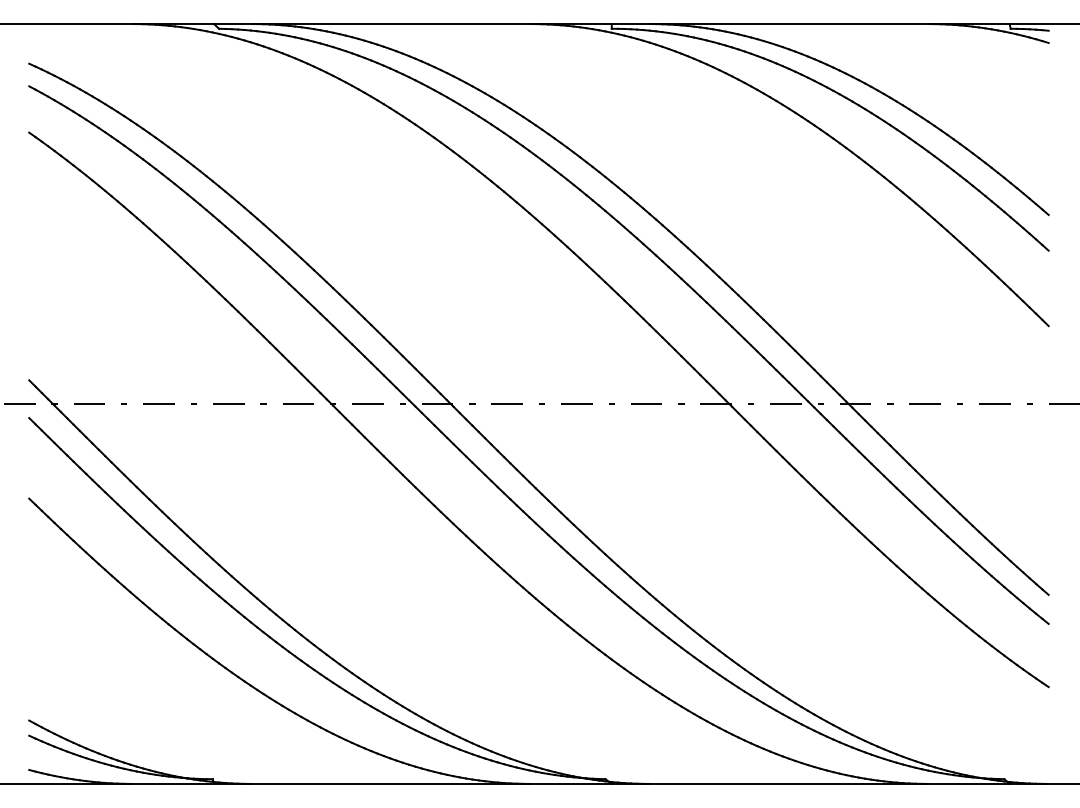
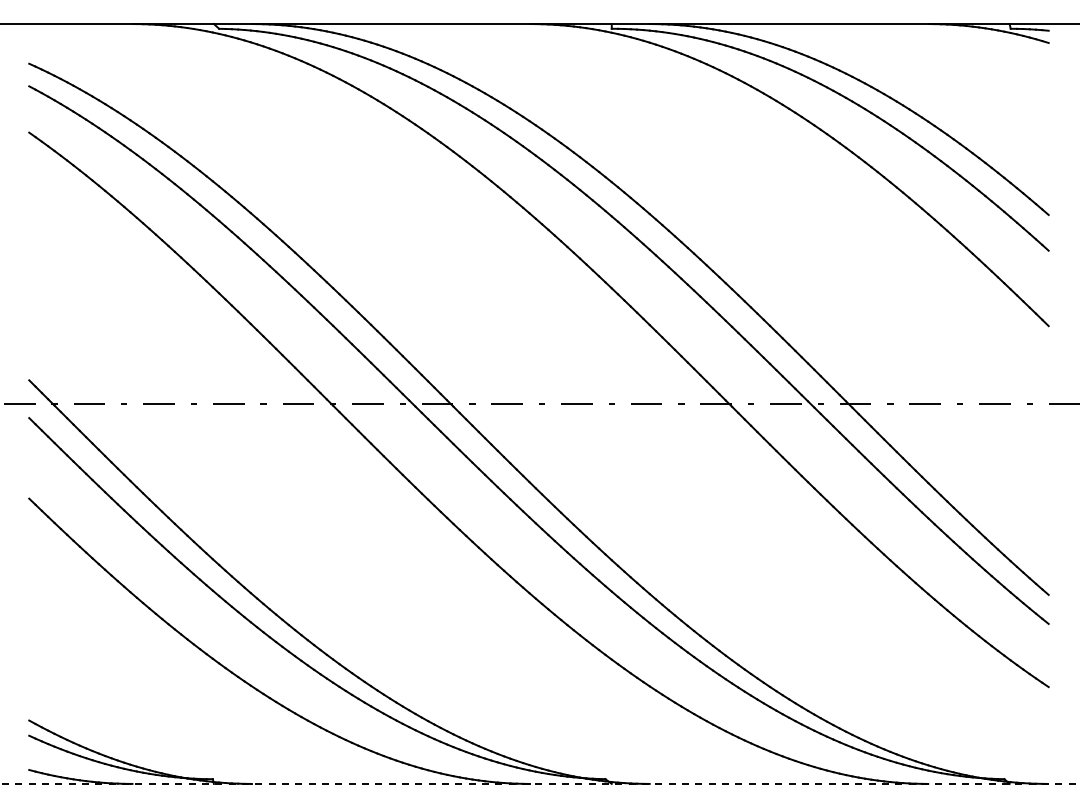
line: solid -> dashed (540, 783)
